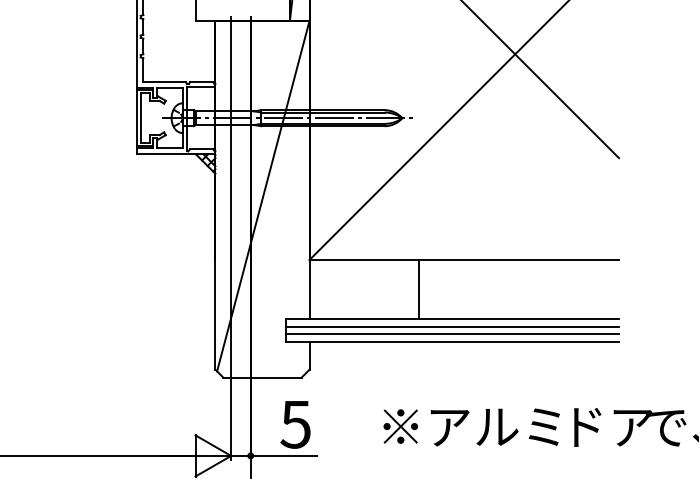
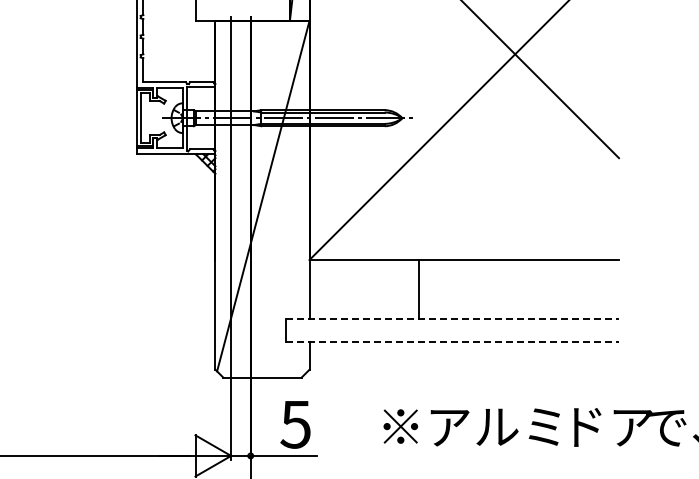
line: solid -> dashed (452, 318)
line: present -> none (452, 326)
line: present -> none (452, 334)
line: solid -> dashed (452, 342)
